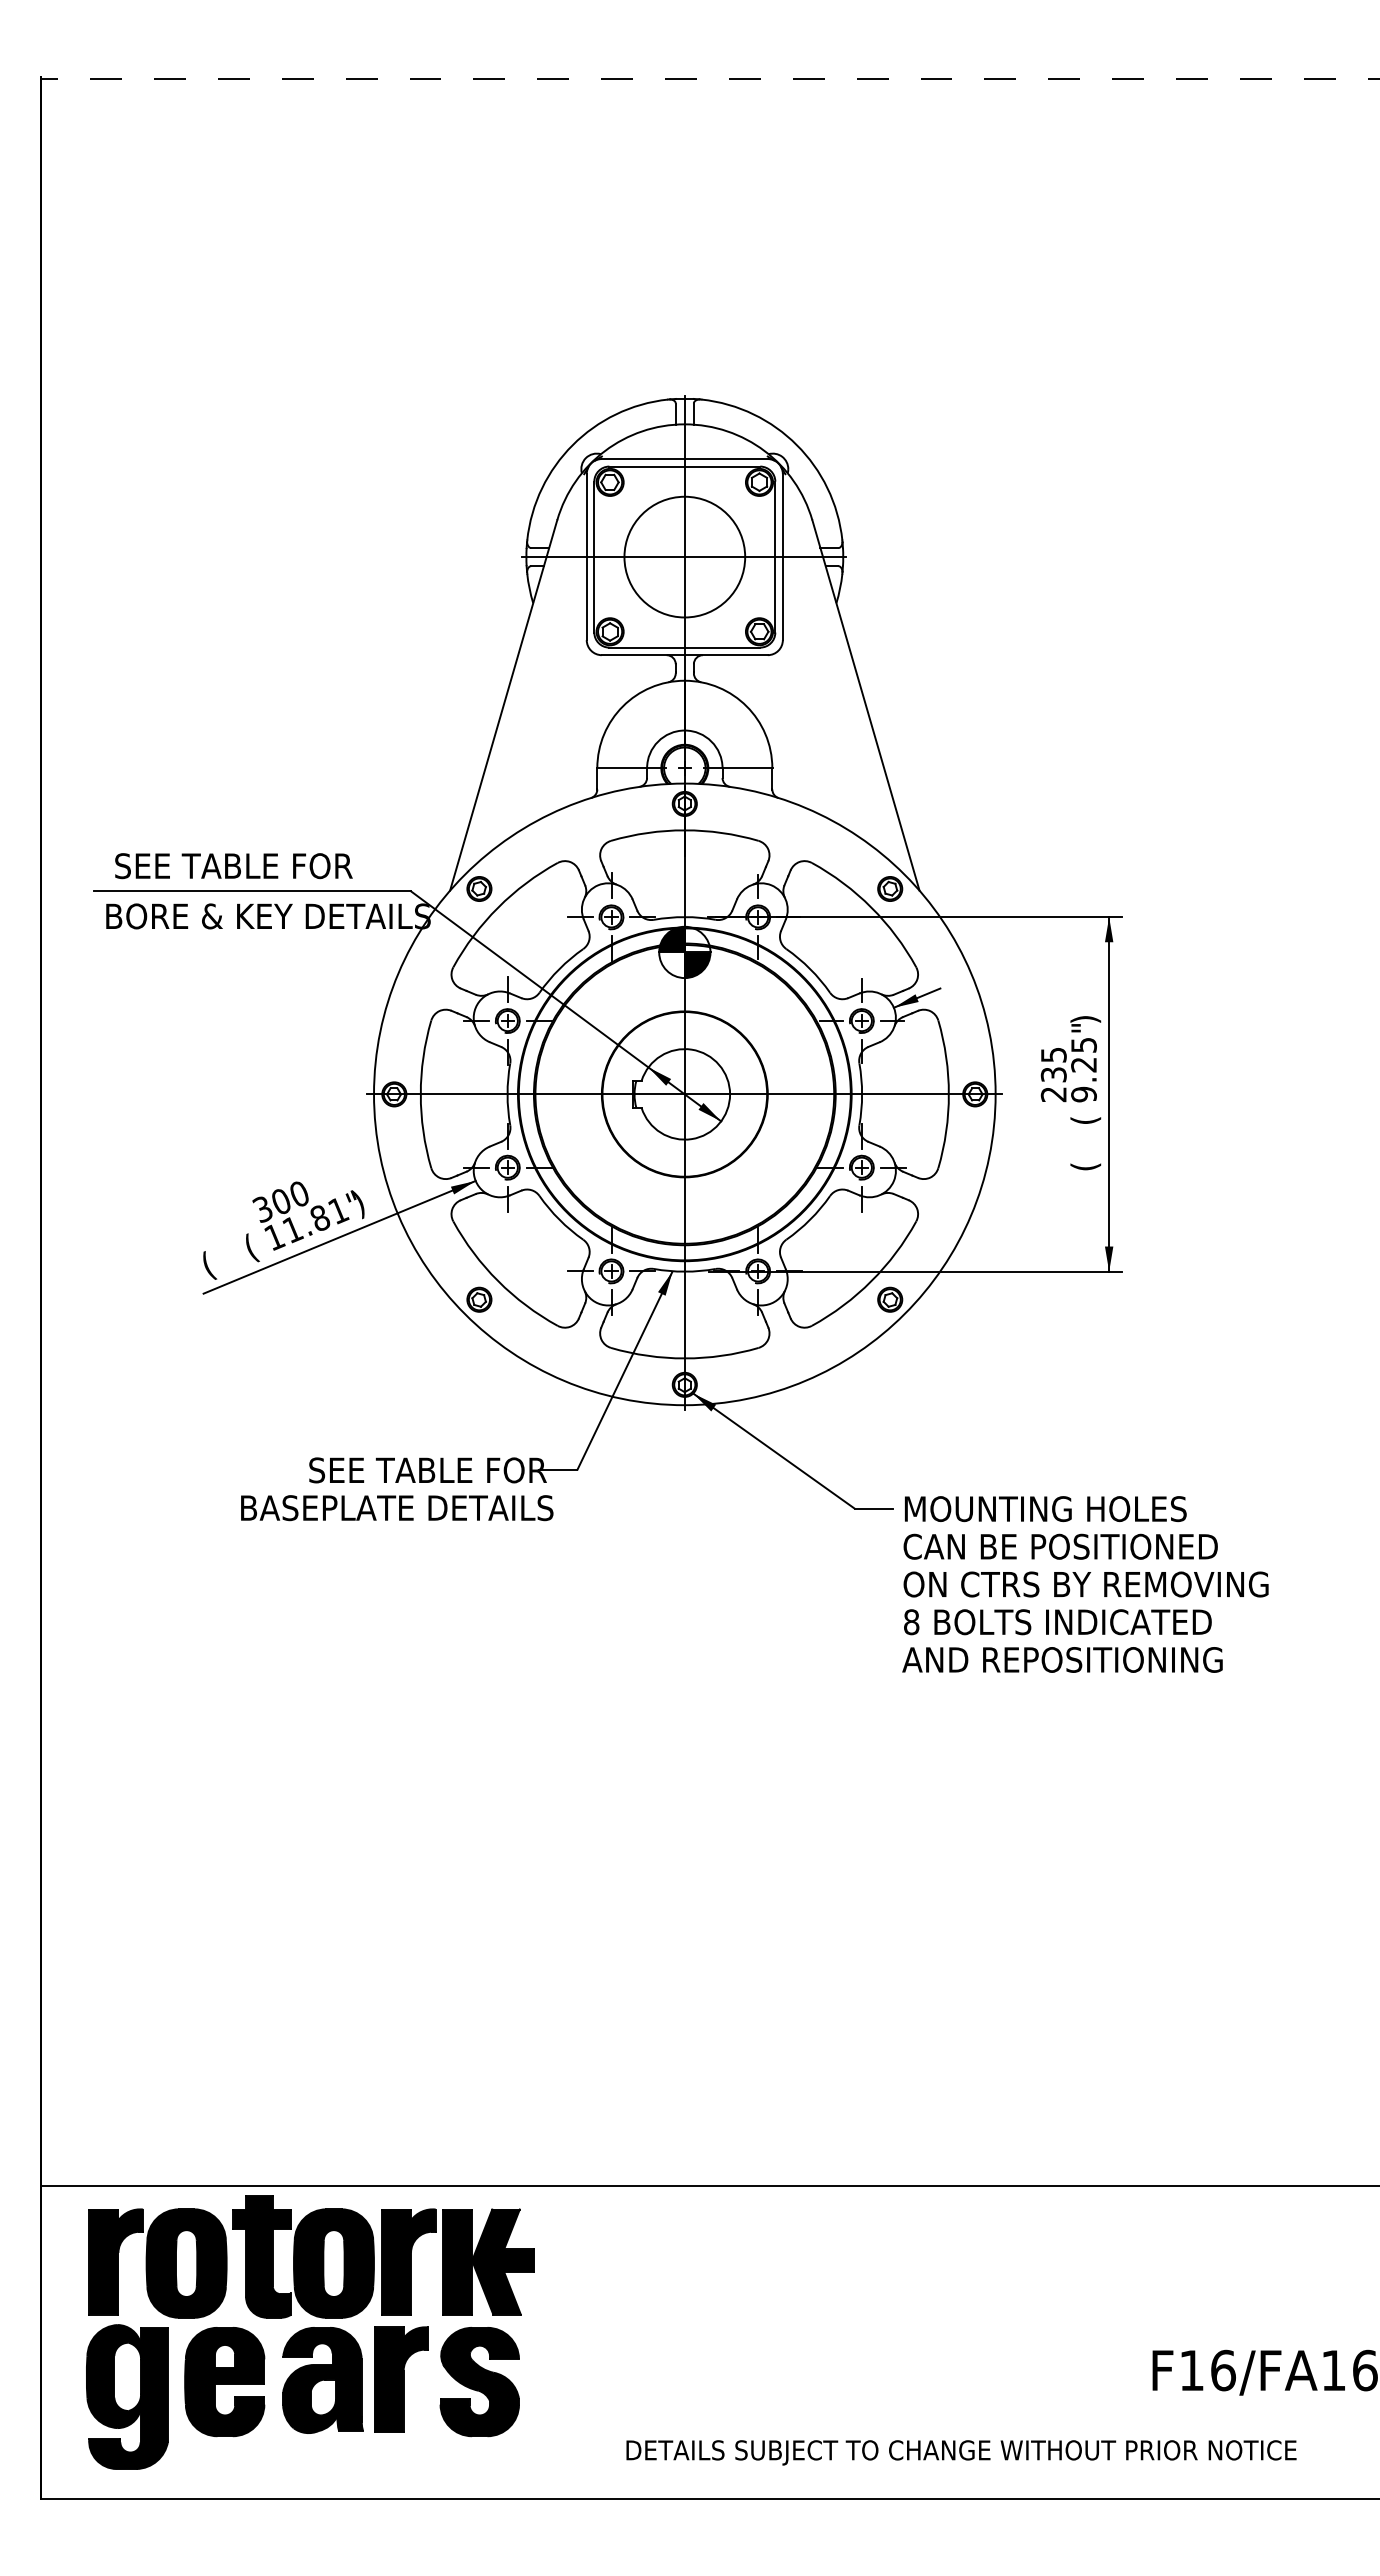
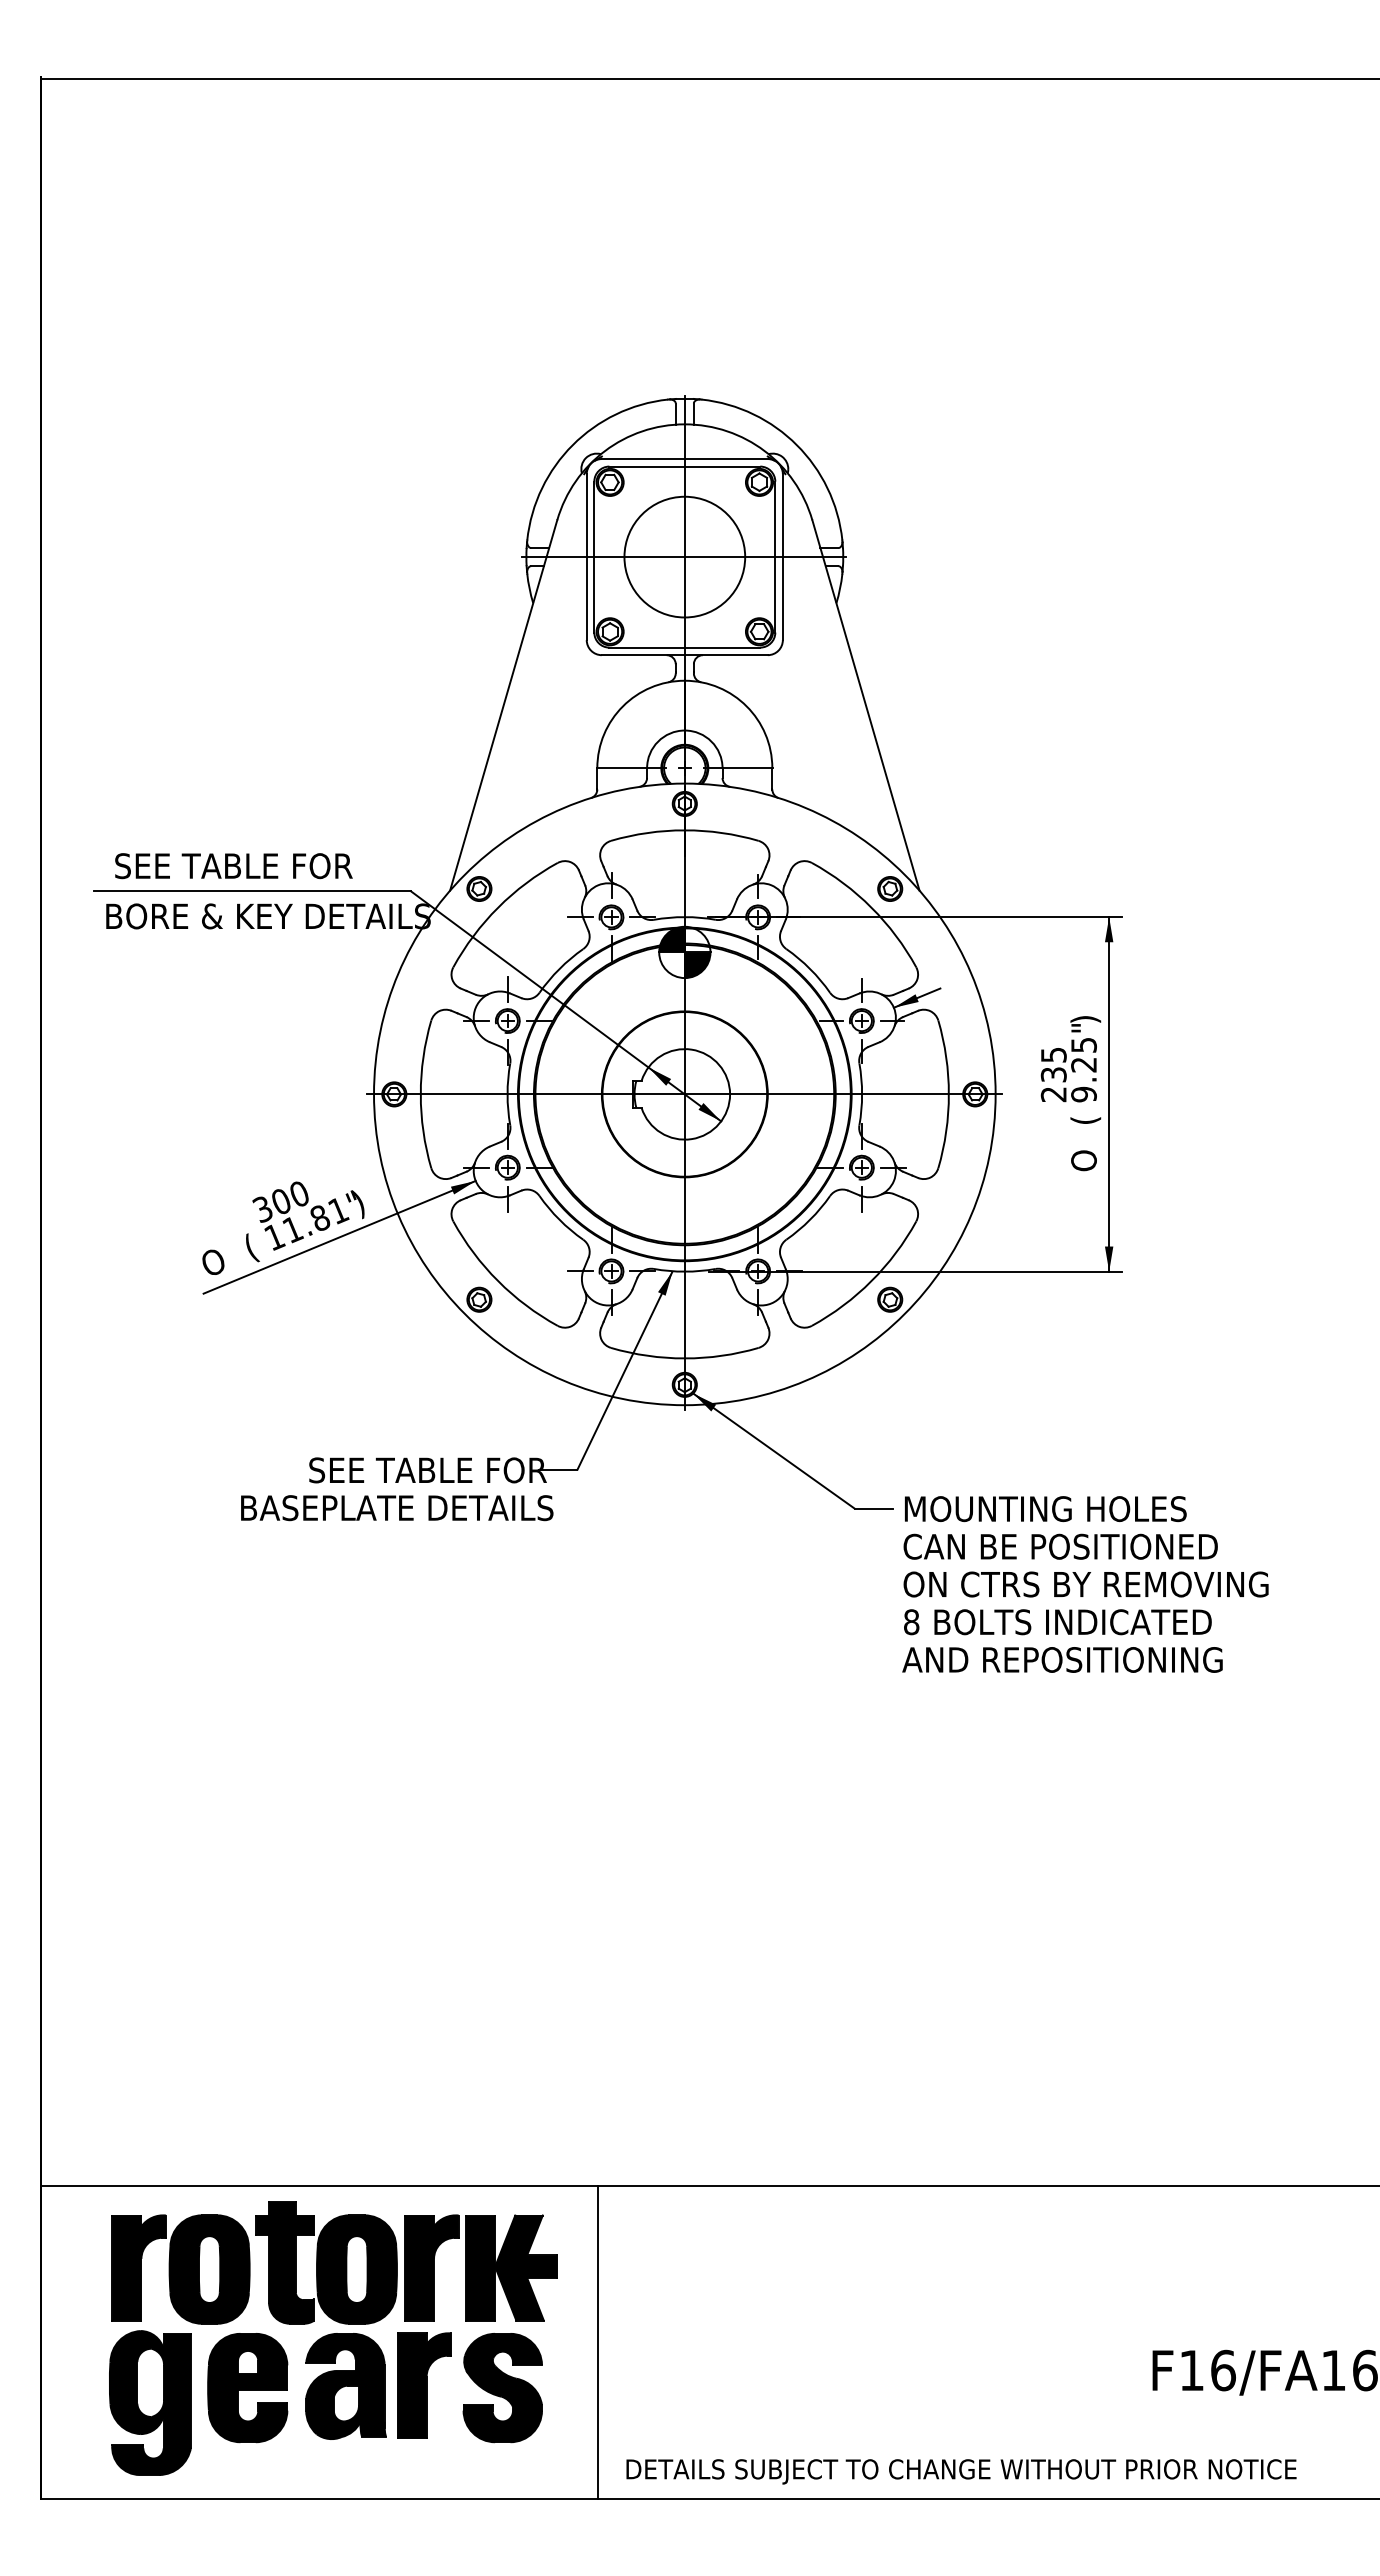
line: dashed -> solid (710, 78)
text: ( -> O (1085, 1160)
text: ( -> O (213, 1264)
part position: (310, 2332) -> (333, 2338) (333, 2338)
line: none -> present (597, 2342)
text position: (961, 2452) -> (961, 2471) (961, 2471)
